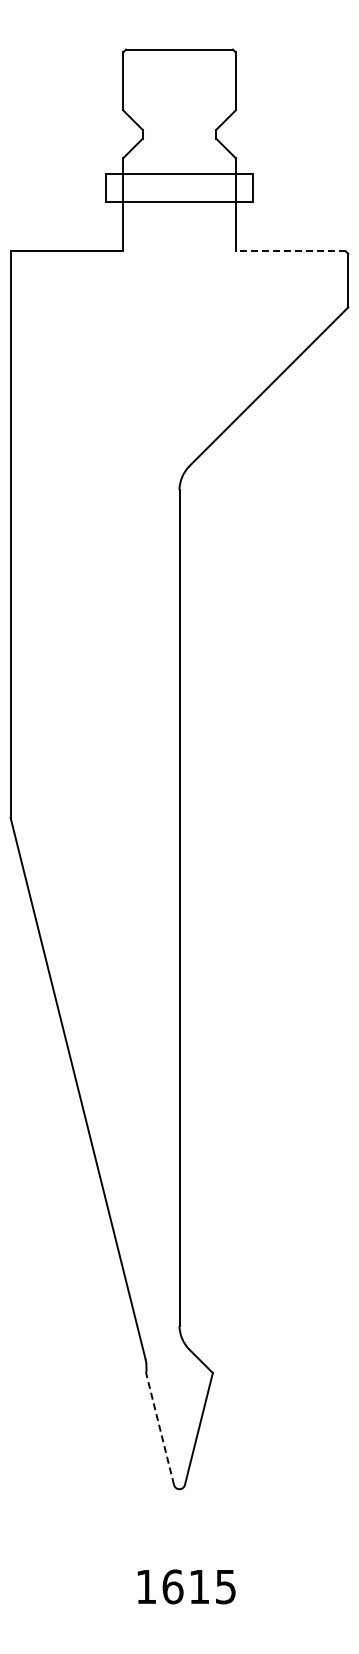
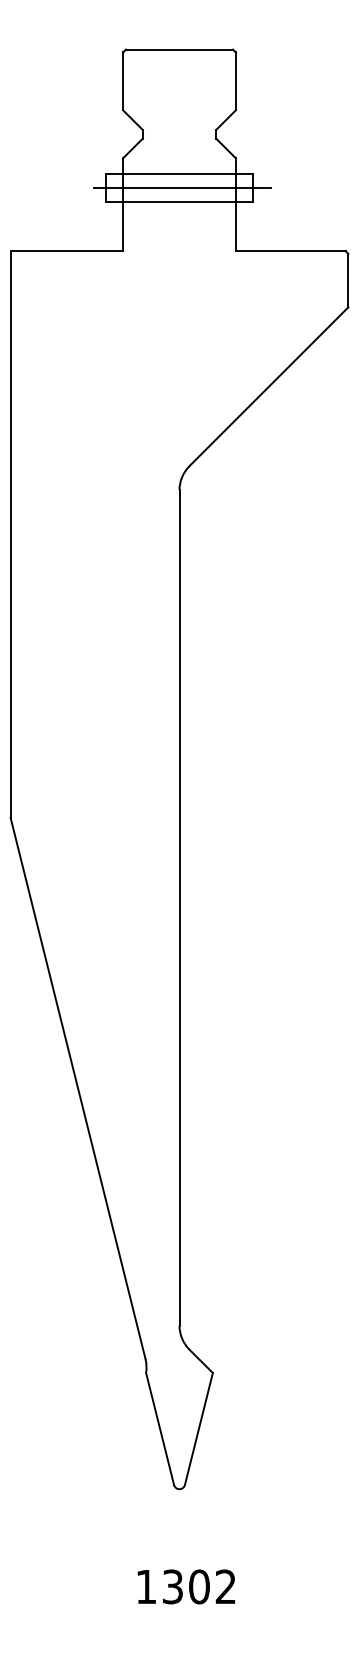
line: none -> present (182, 188)
line: dashed -> solid (290, 251)
line: dashed -> solid (160, 1428)
text: 1615 -> 1302 (198, 1586)
